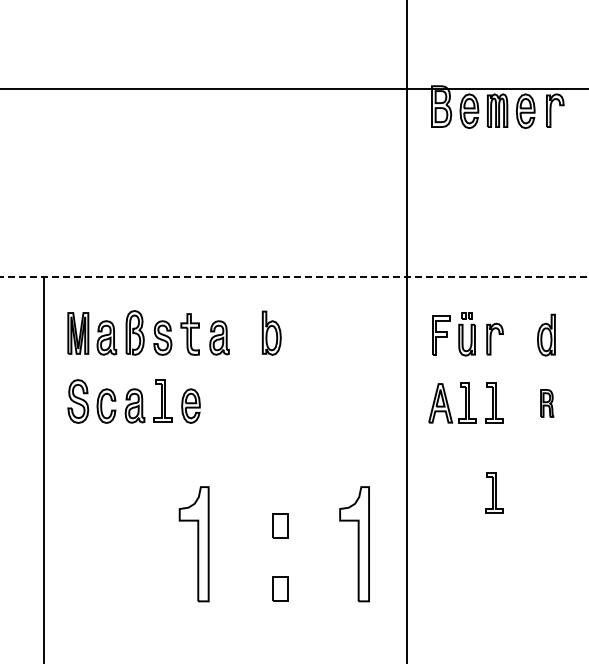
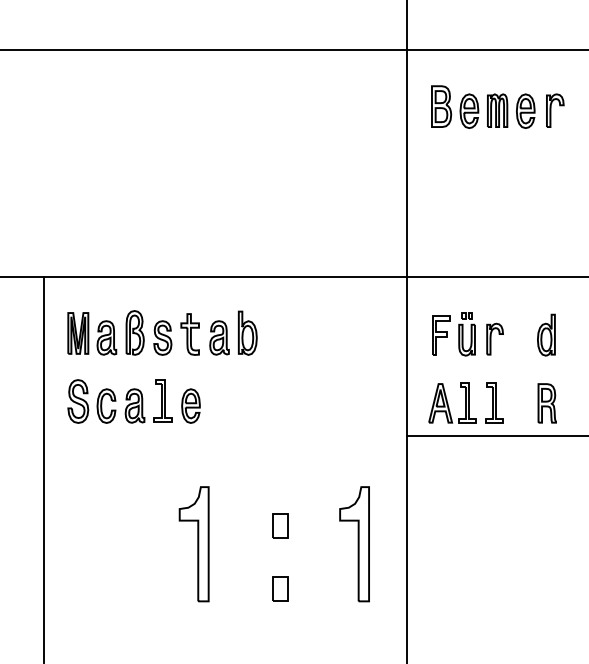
line position: (293, 89) -> (293, 50) (293, 50)
line: dashed -> solid (294, 277)
part position: (271, 332) -> (247, 332) (247, 332)
part size: 15x29 px -> 20x41 px (546, 403)
line: none -> present (495, 435)
part: present -> none (494, 492)
